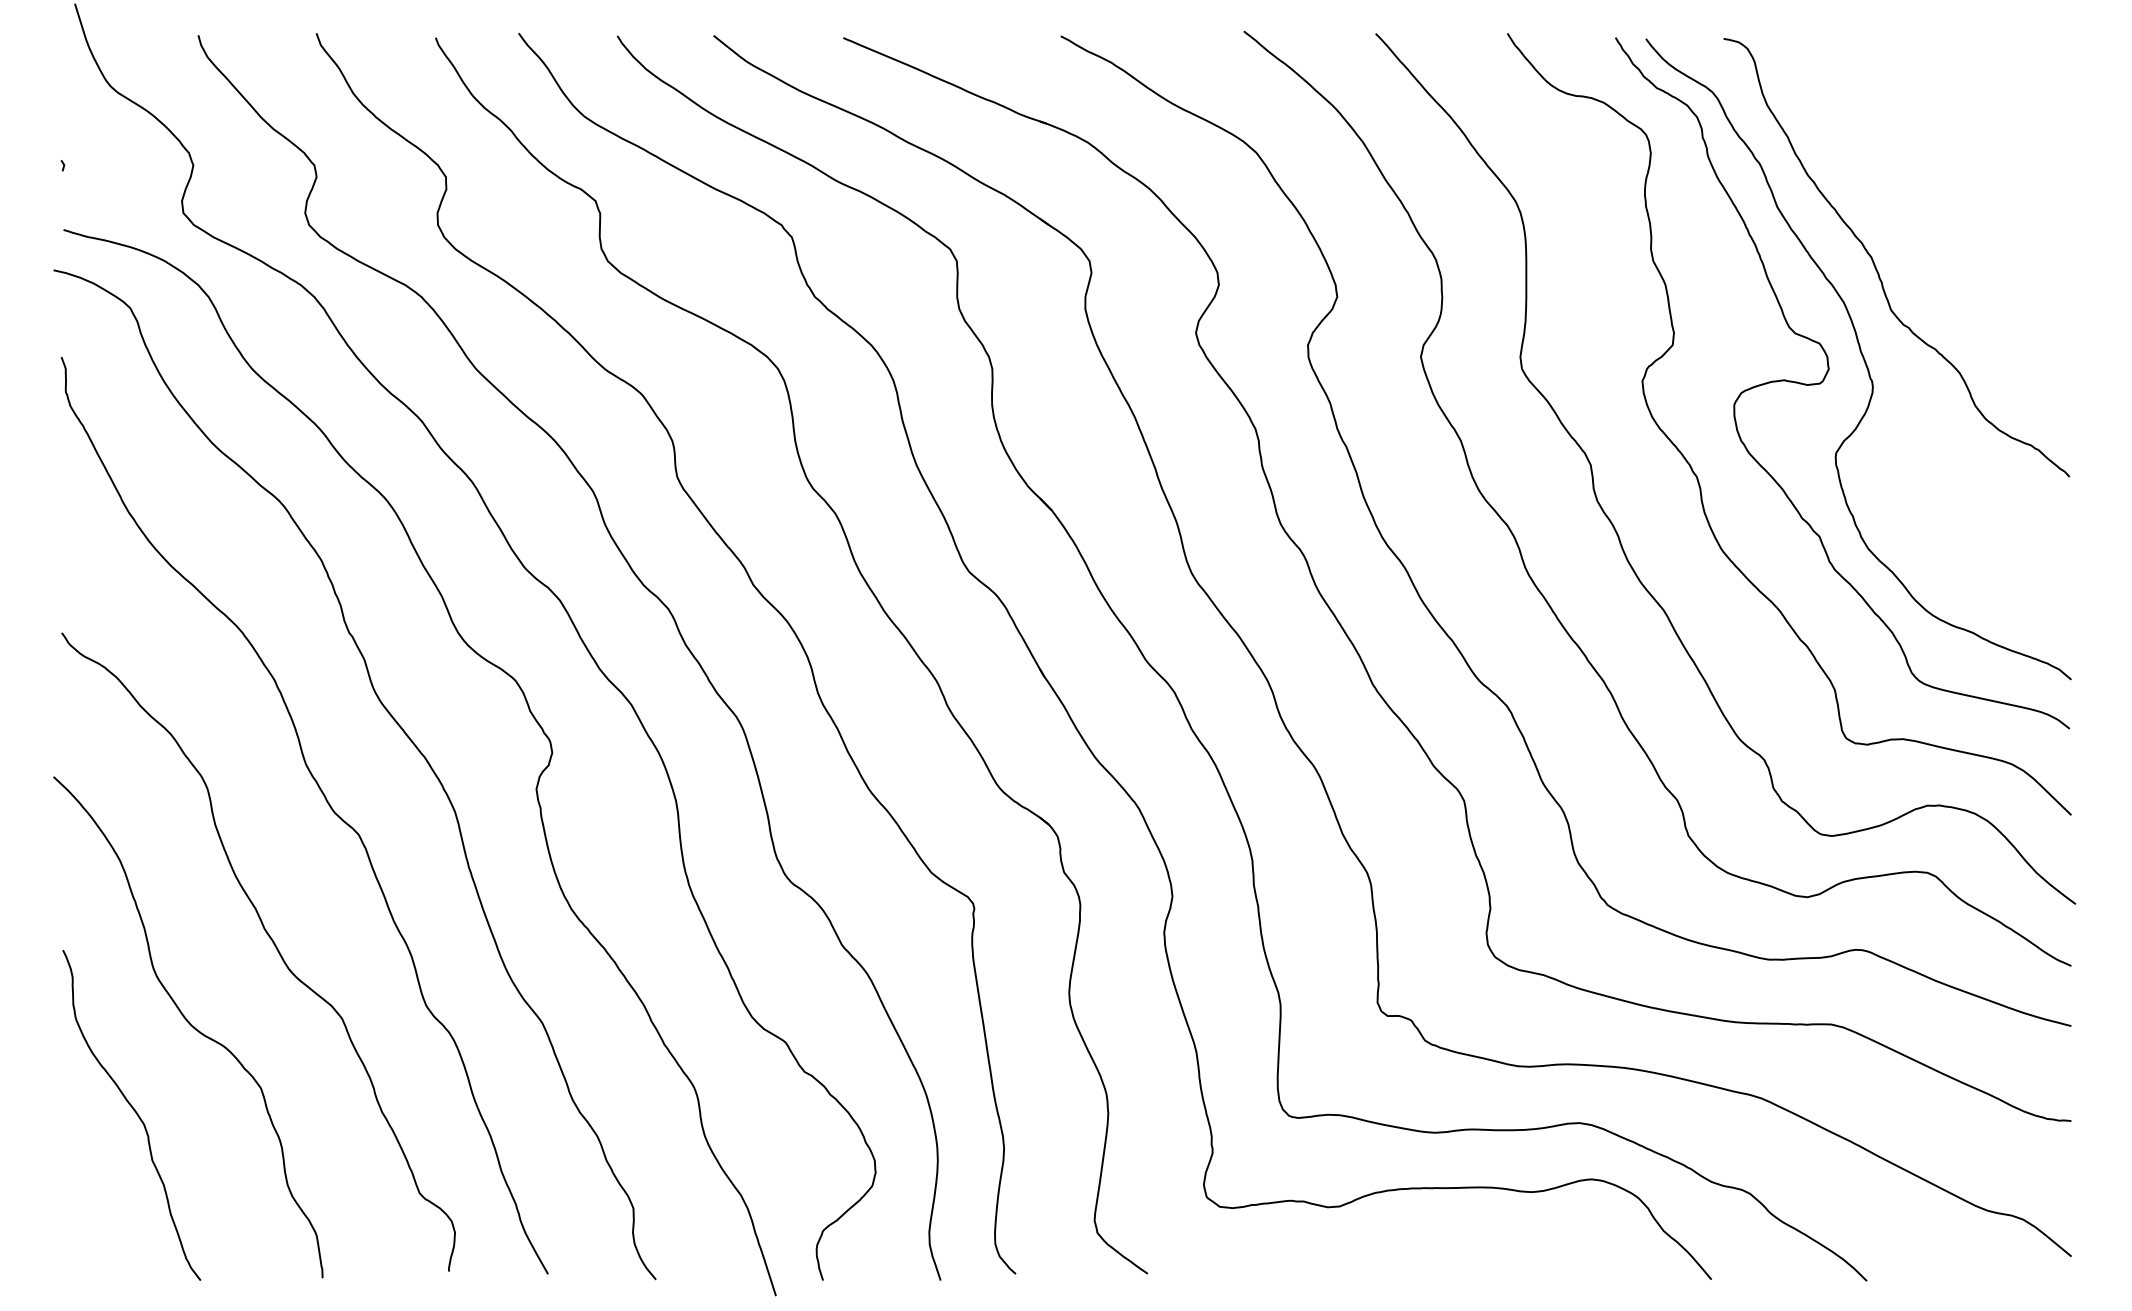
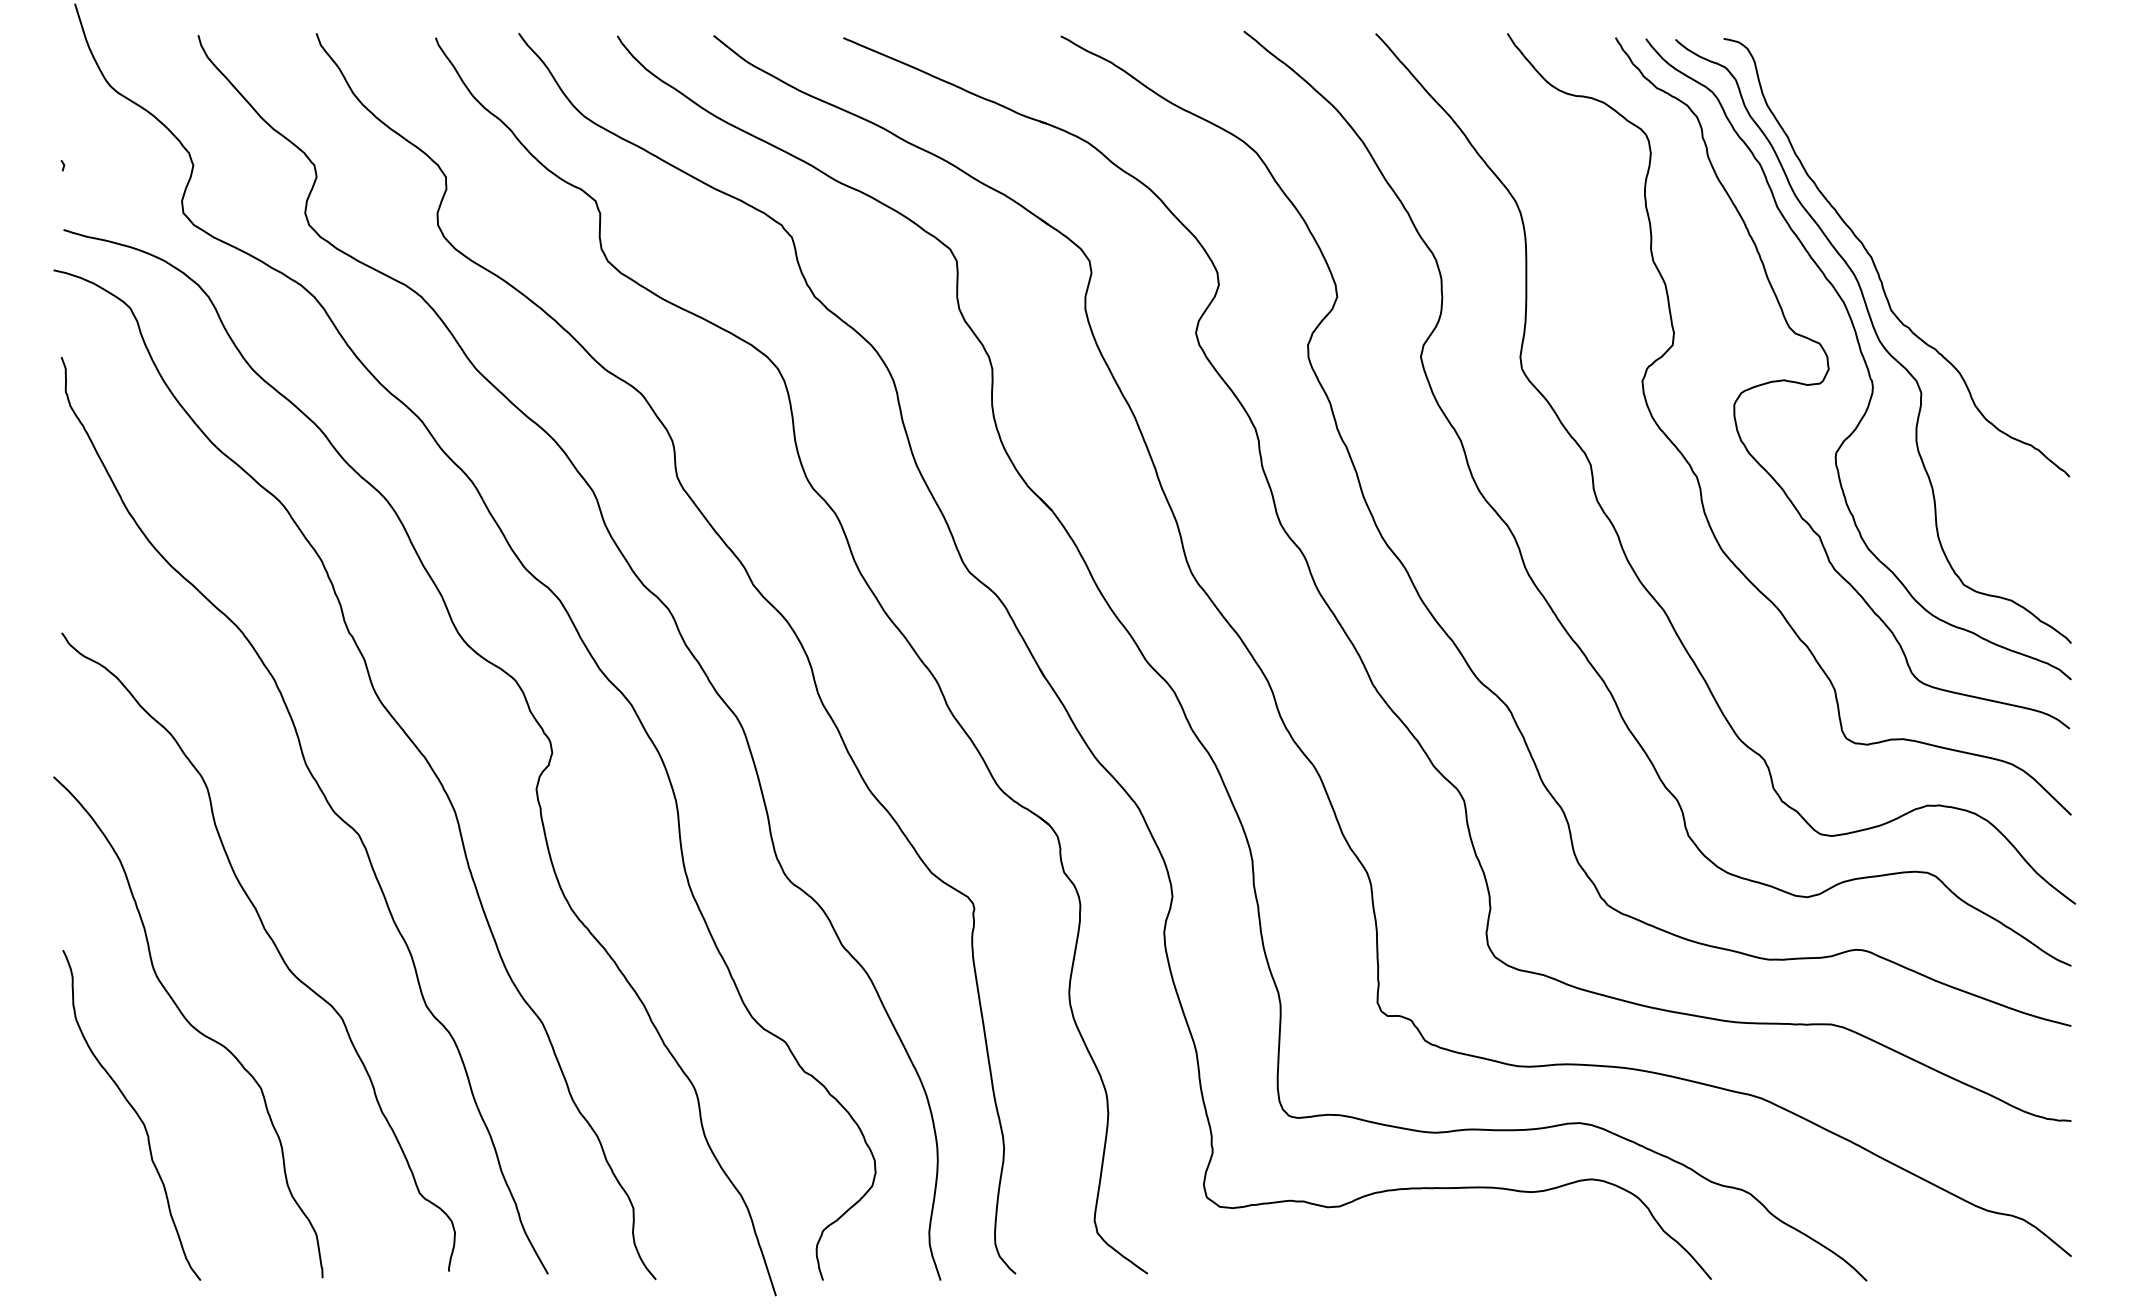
curve: none -> present (1877, 339)
